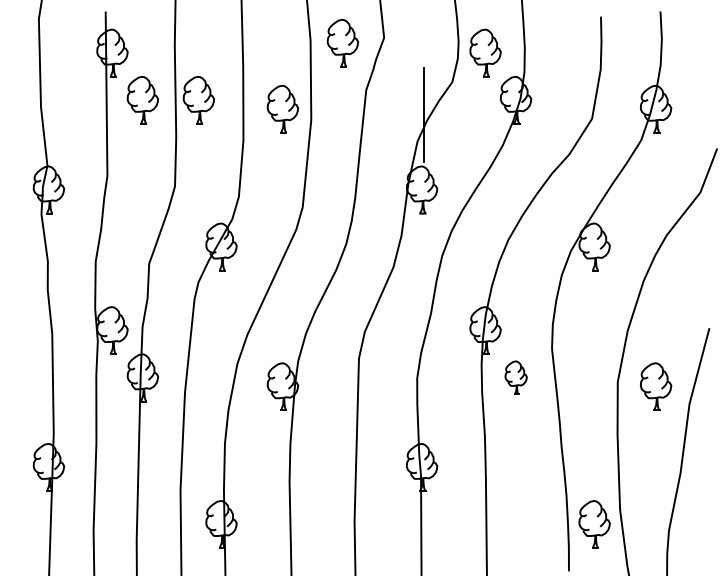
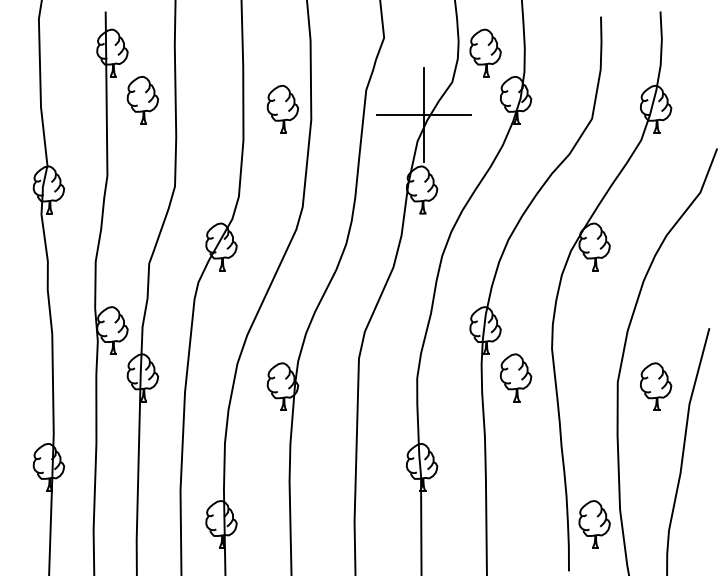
part: present -> none (342, 42)
part: present -> none (198, 100)
line: none -> present (423, 115)
part size: 24x35 px -> 33x50 px (516, 377)
